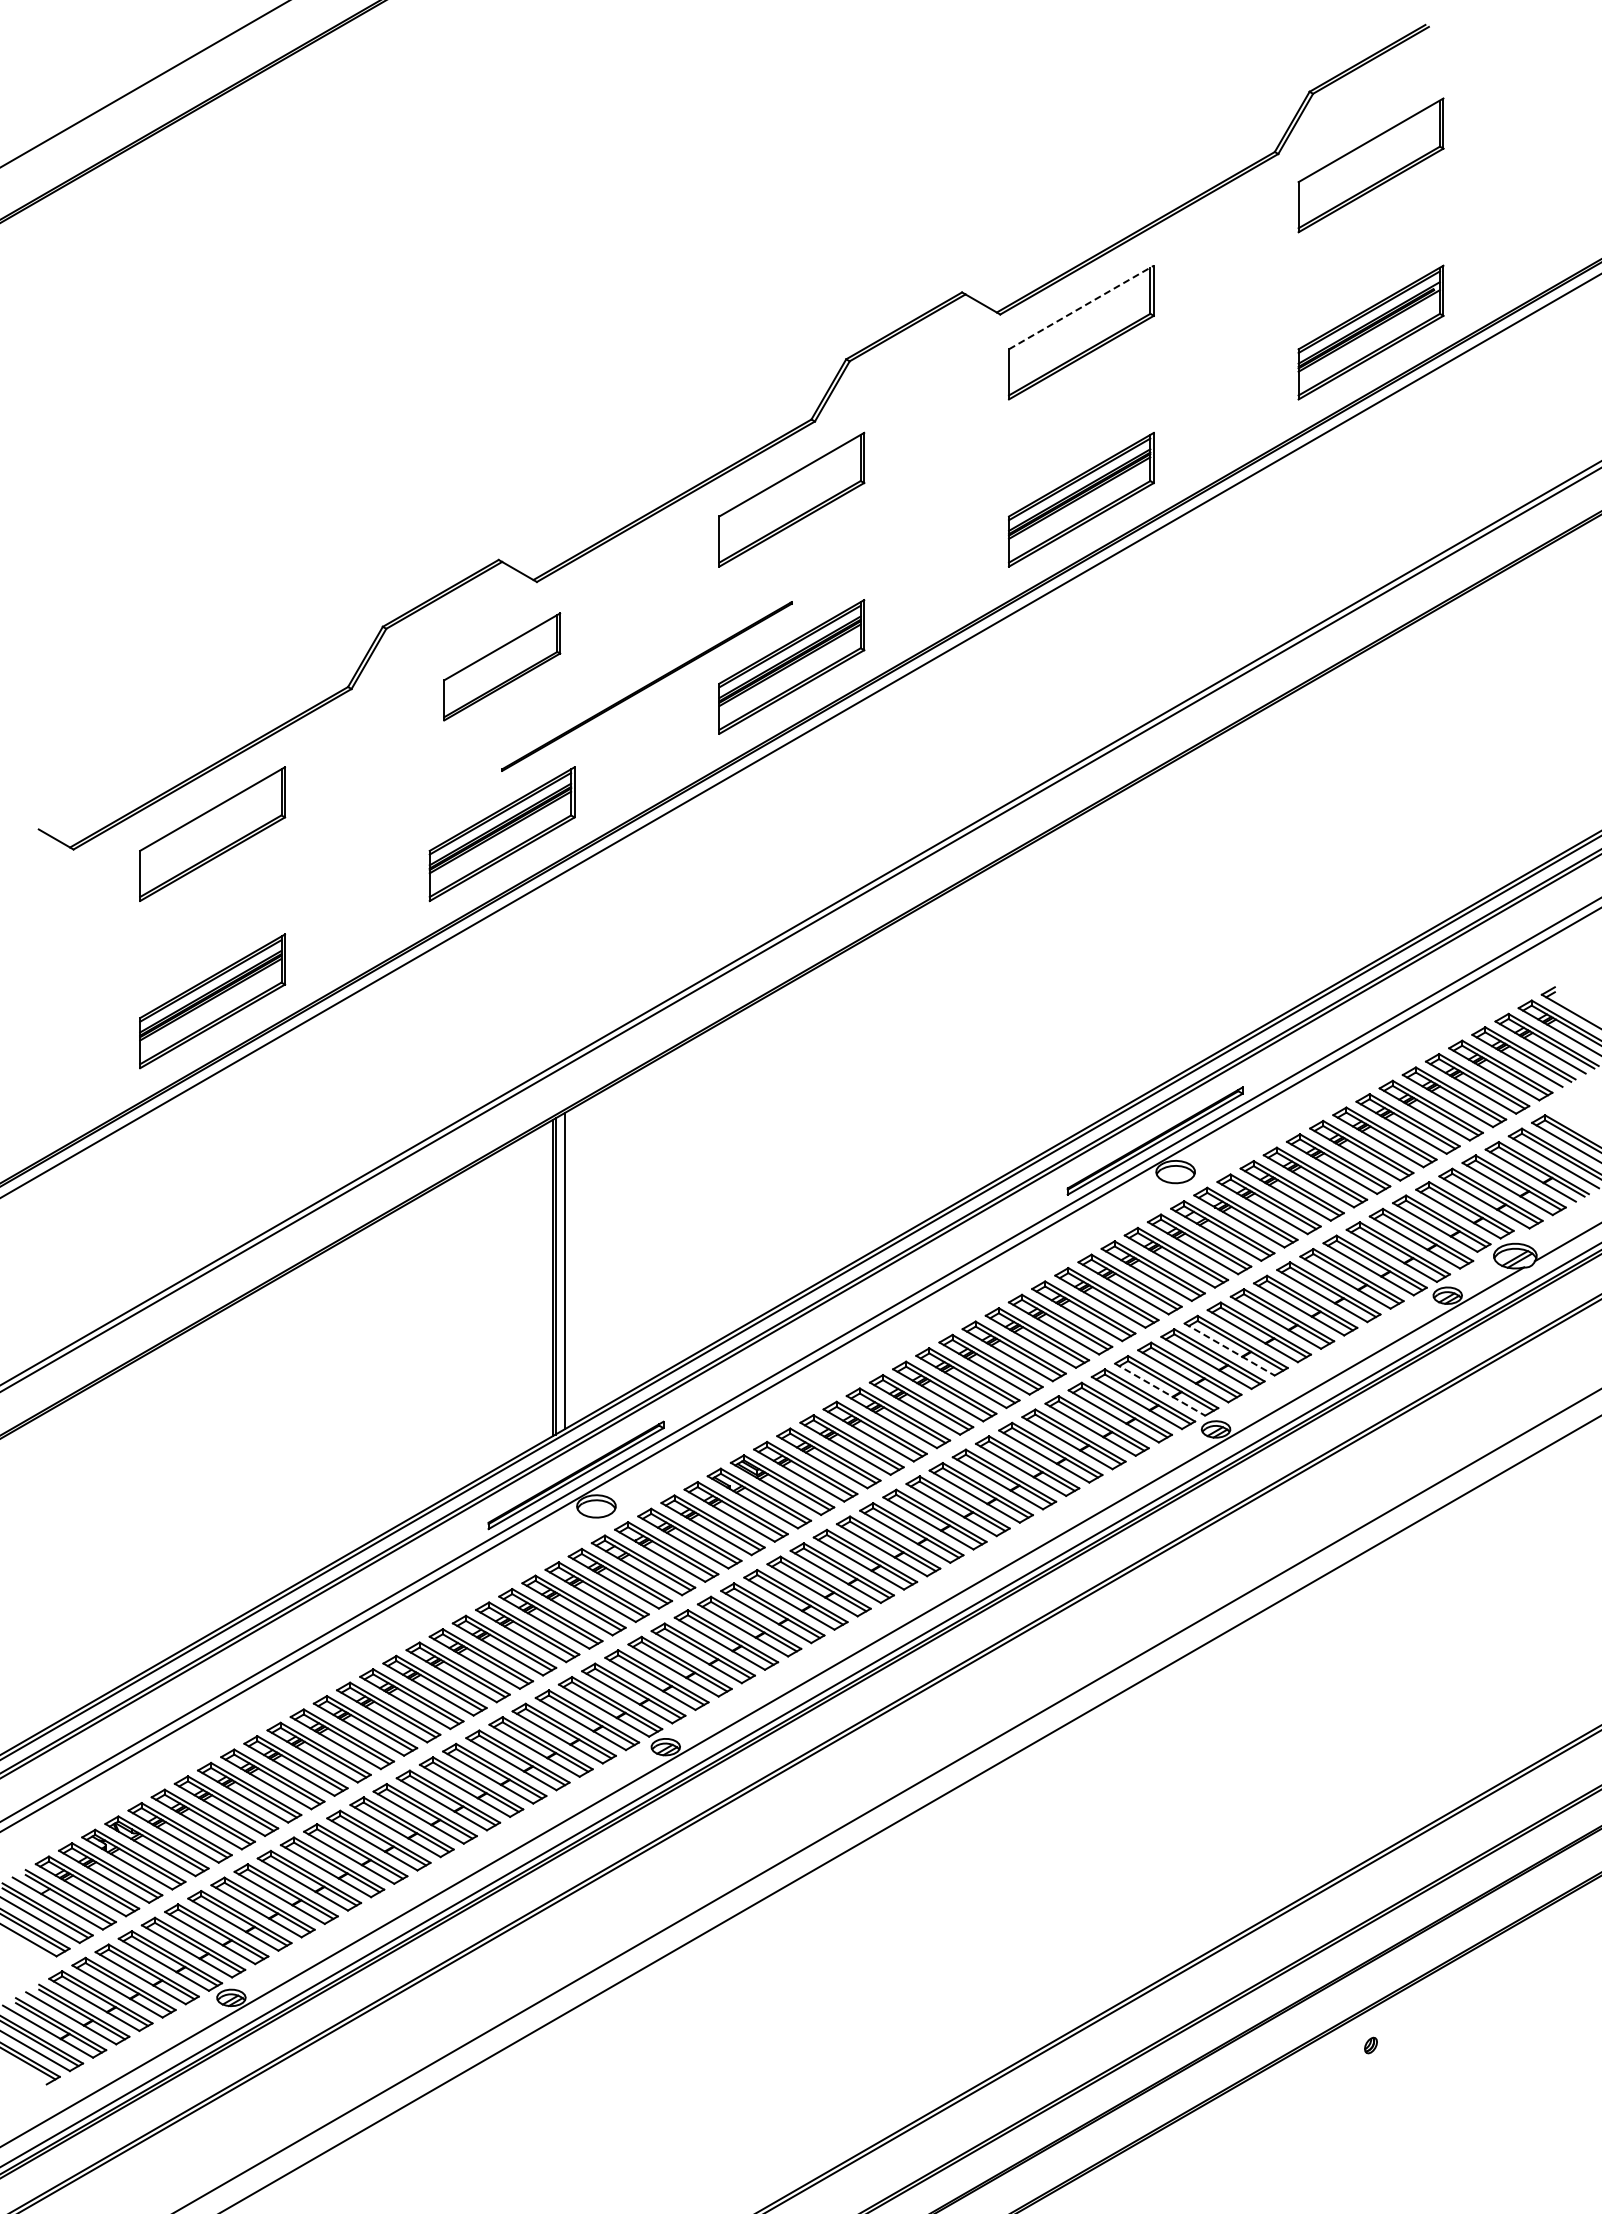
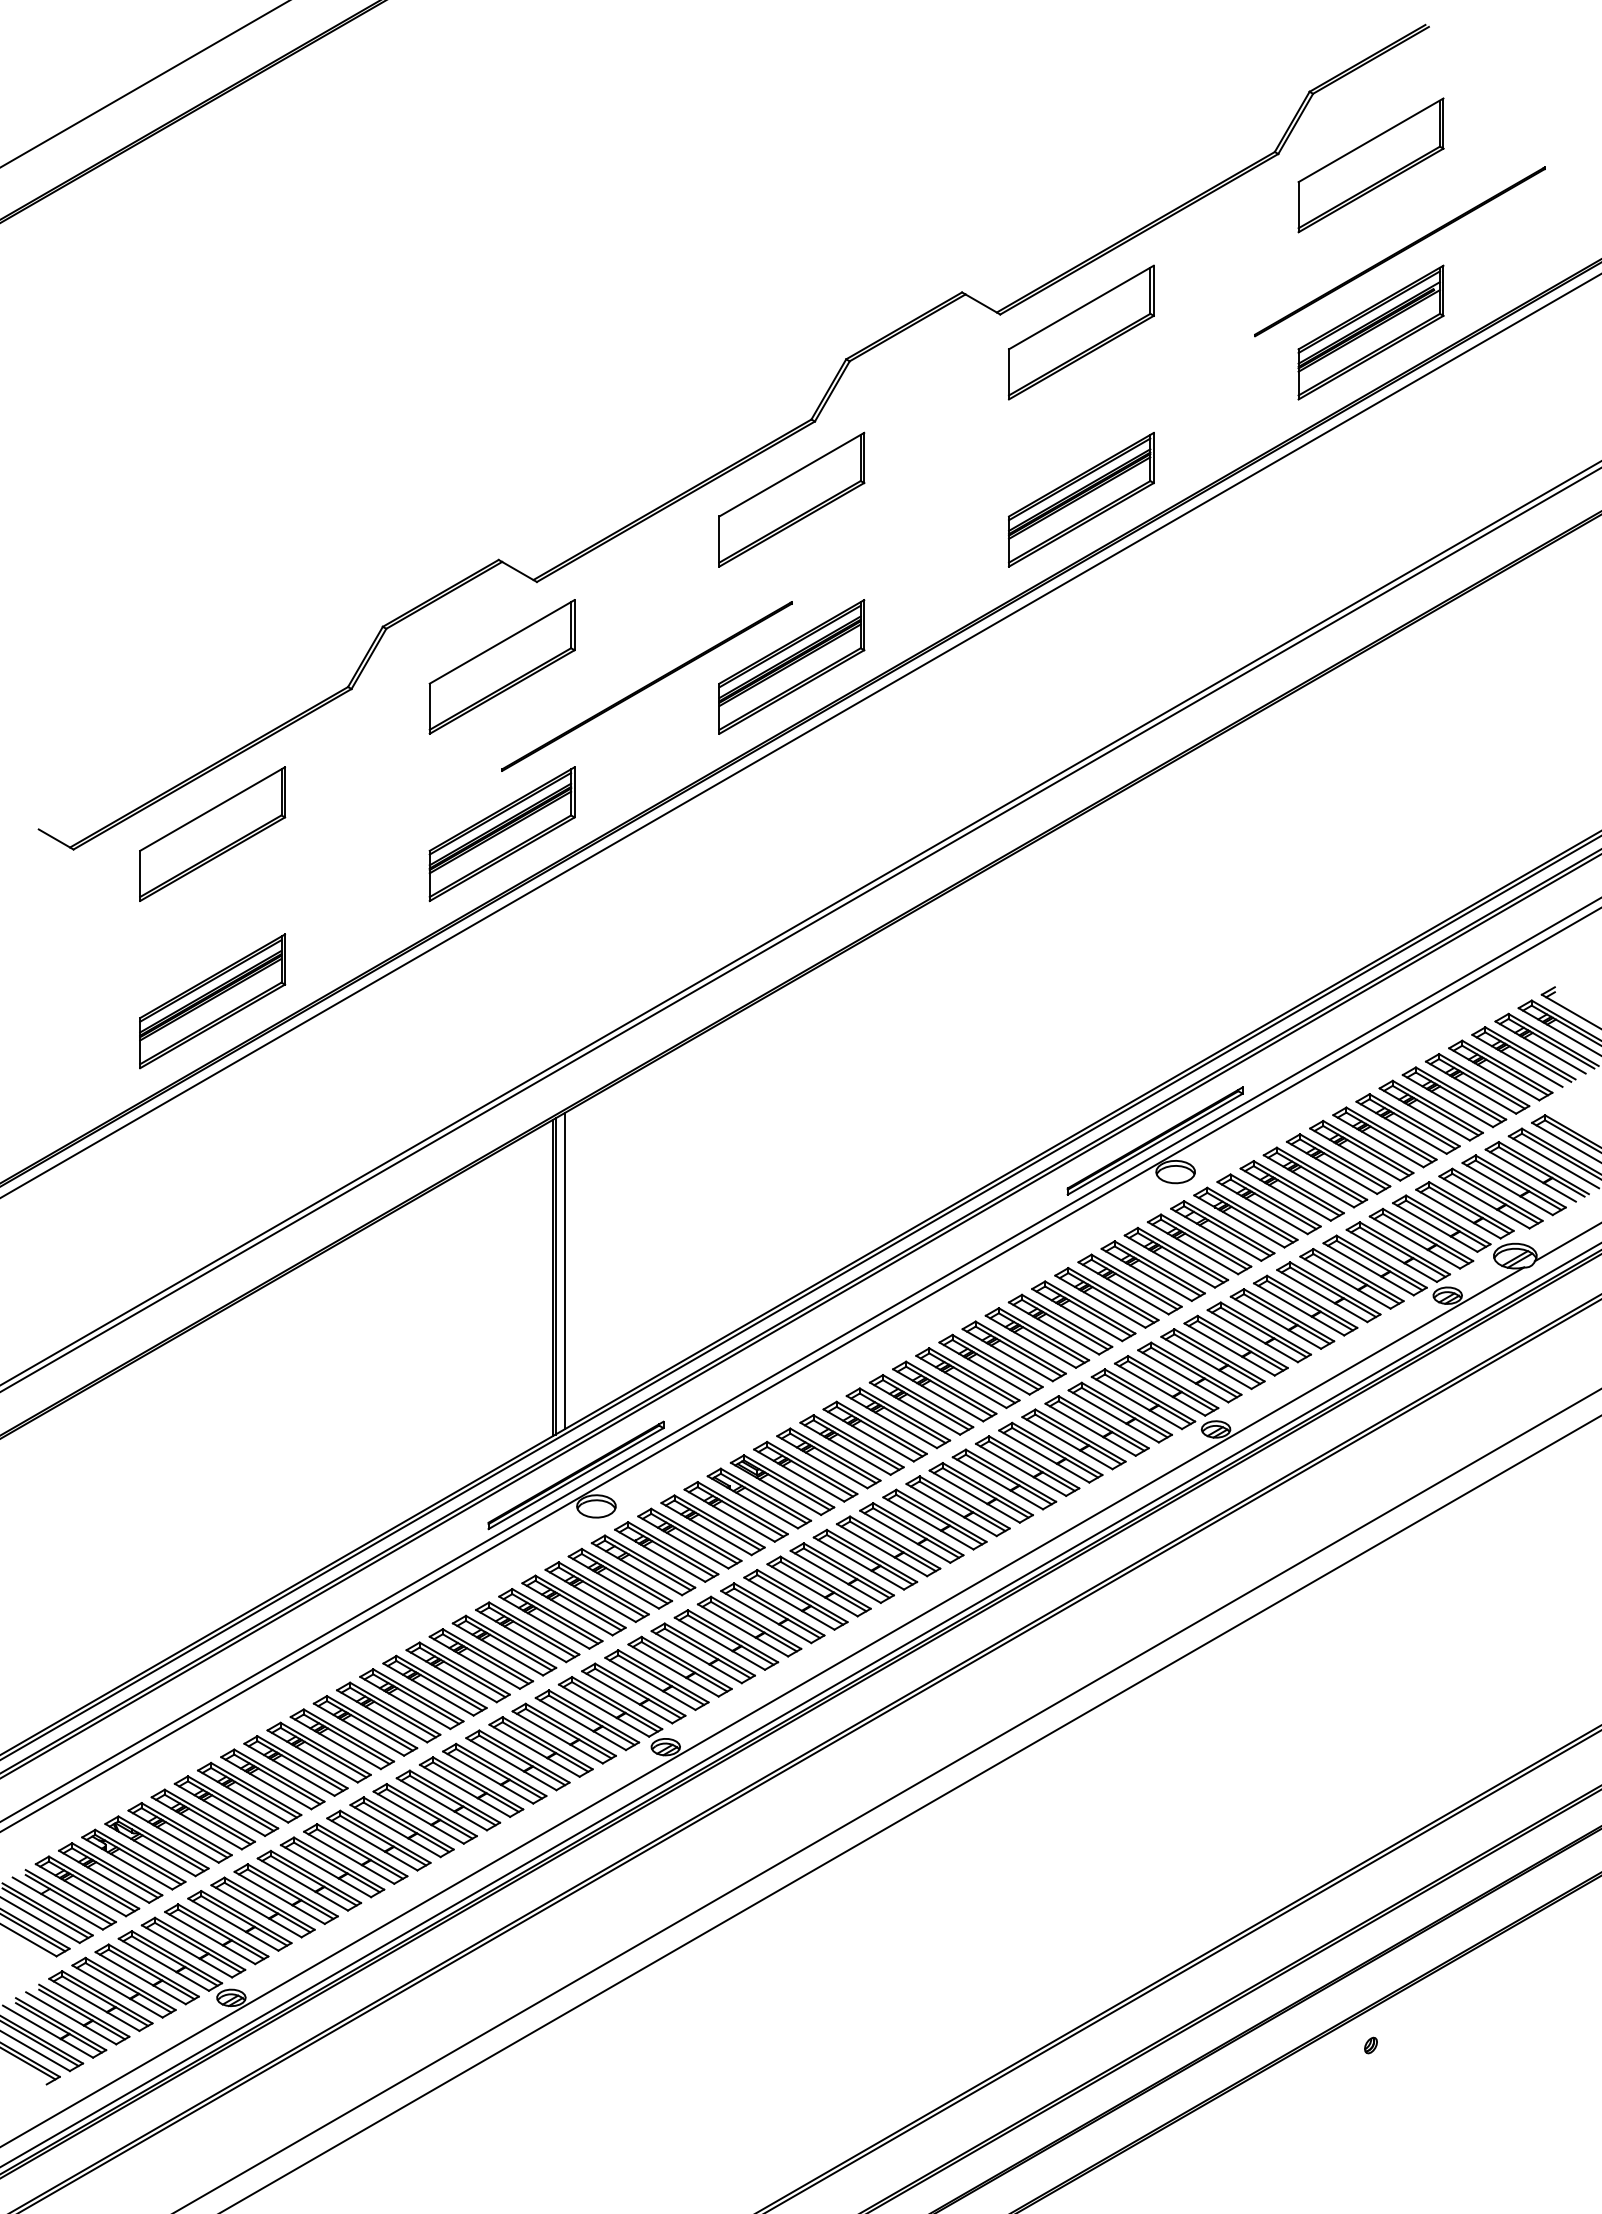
line: none -> present (1399, 251)
line: dashed -> solid (1081, 307)
part size: 119x110 px -> 148x136 px (501, 666)
line: dashed -> solid (1230, 1349)
line: dashed -> solid (1160, 1389)
